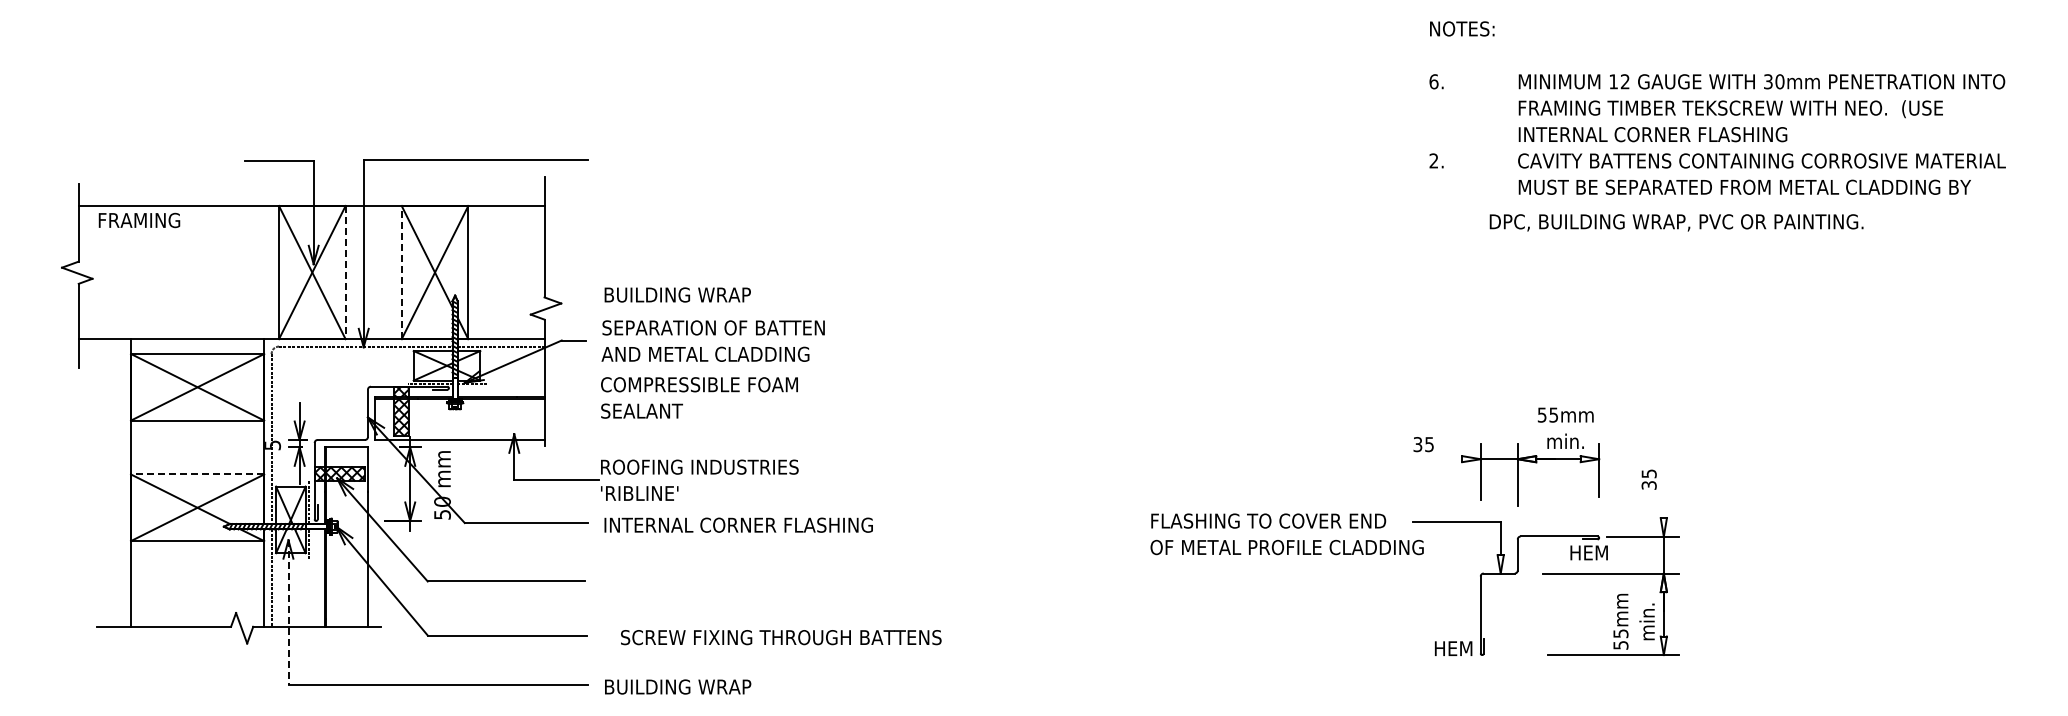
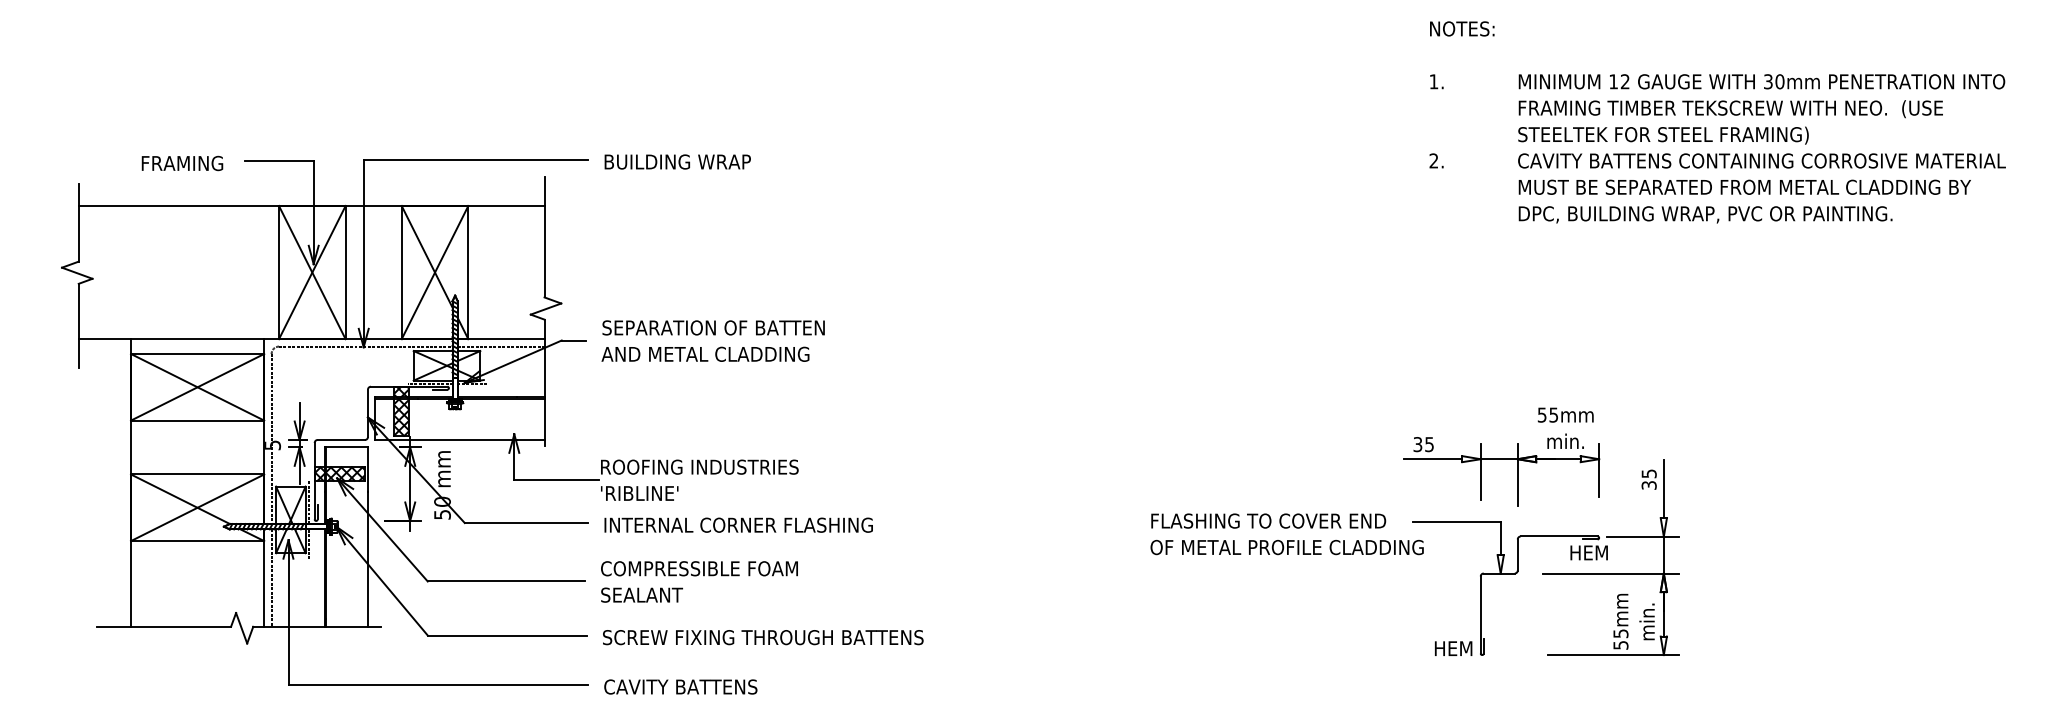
text: 6. -> 1. (1433, 81)
text: INTERNAL CORNER FLASHING -> STEELTEK FOR STEEL FRAMING) (1663, 135)
text position: (139, 220) -> (182, 163) (182, 163)
text position: (1676, 222) -> (1705, 214) (1705, 214)
line: dashed -> solid (345, 272)
line: dashed -> solid (401, 272)
text position: (677, 294) -> (677, 161) (677, 161)
text position: (699, 397) -> (699, 581) (699, 581)
line: none -> present (1432, 459)
line: dashed -> solid (197, 474)
line: none -> present (1663, 488)
line: dashed -> solid (288, 613)
text position: (781, 637) -> (763, 637) (763, 637)
text: BUILDING WRAP -> CAVITY BATTENS (680, 686)
